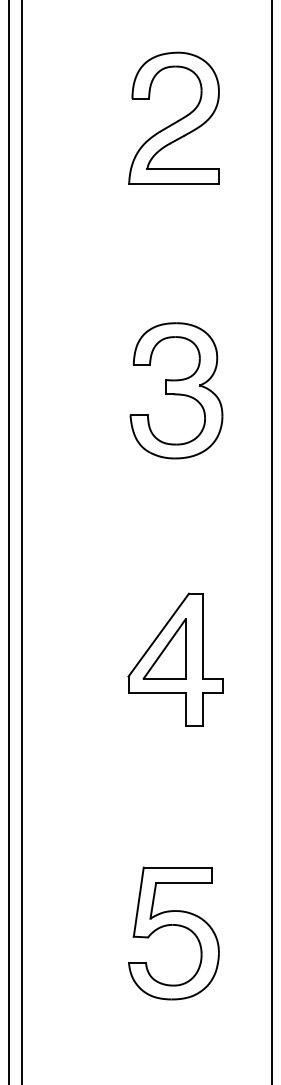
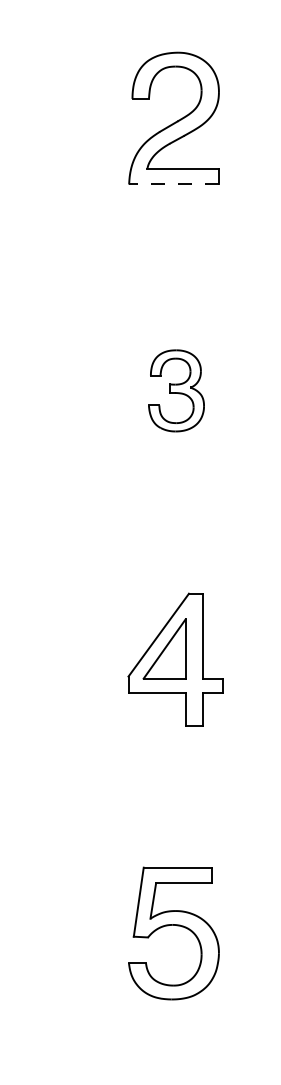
line: solid -> dashed (174, 184)
part size: 95x138 px -> 57x84 px (176, 390)
line: present -> none (8, 541)
line: present -> none (22, 541)
line: present -> none (272, 541)
